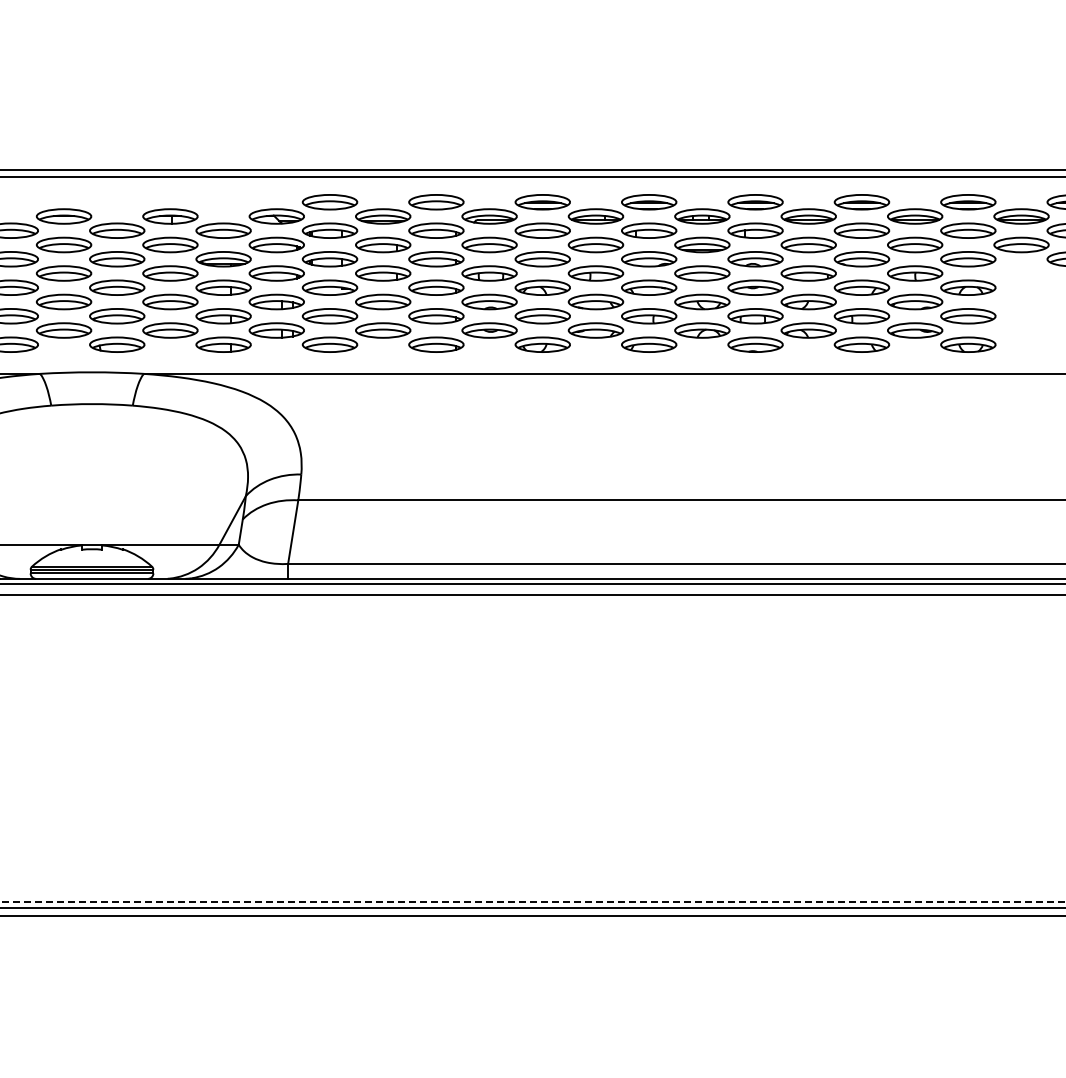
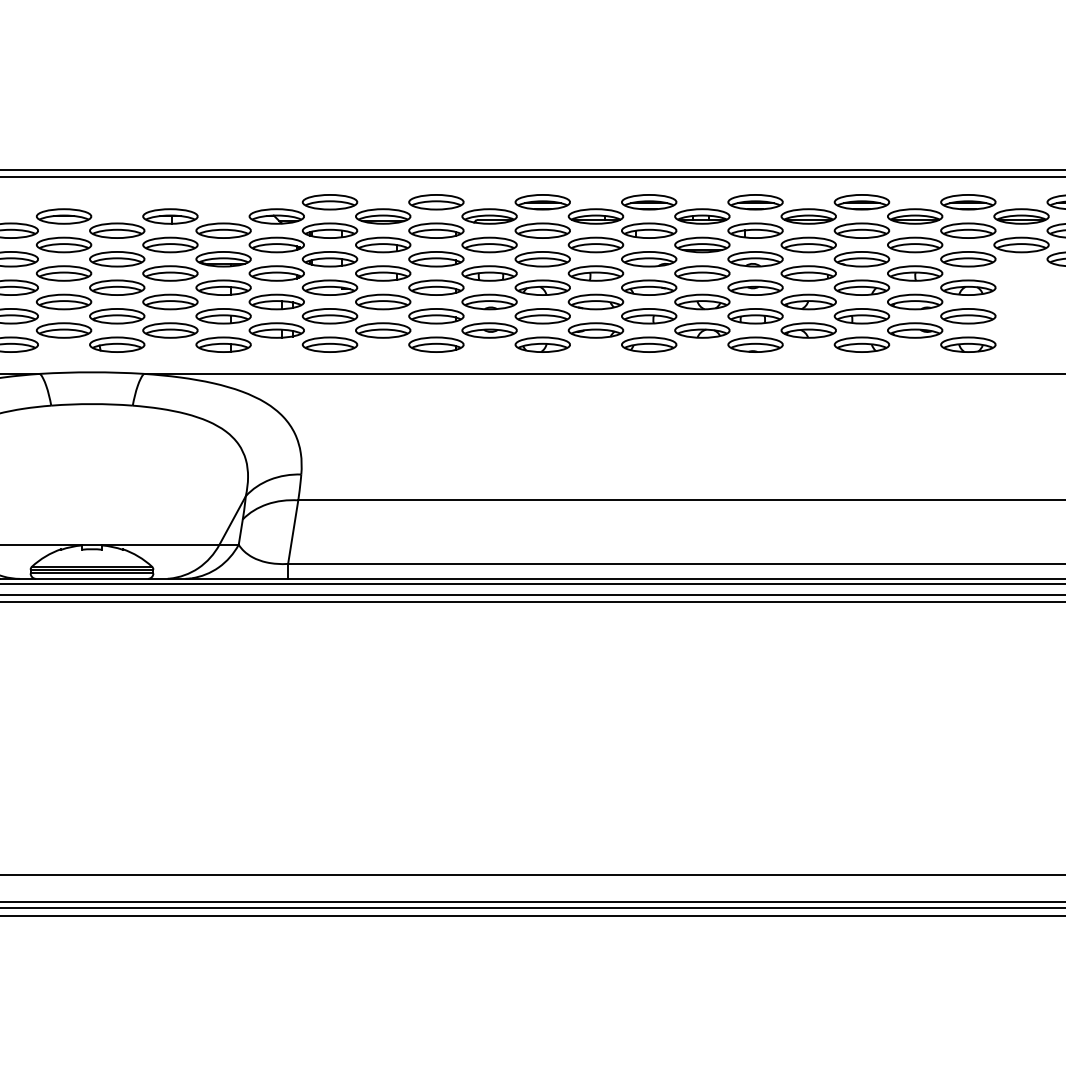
line: none -> present (532, 602)
line: none -> present (532, 874)
line: dashed -> solid (532, 902)
